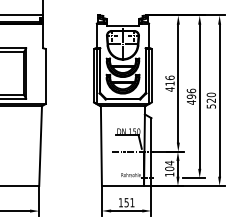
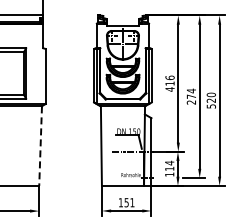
text: 496 -> 274 (191, 96)
line: solid -> dashed (40, 146)
text: 104 -> 114 (169, 168)
